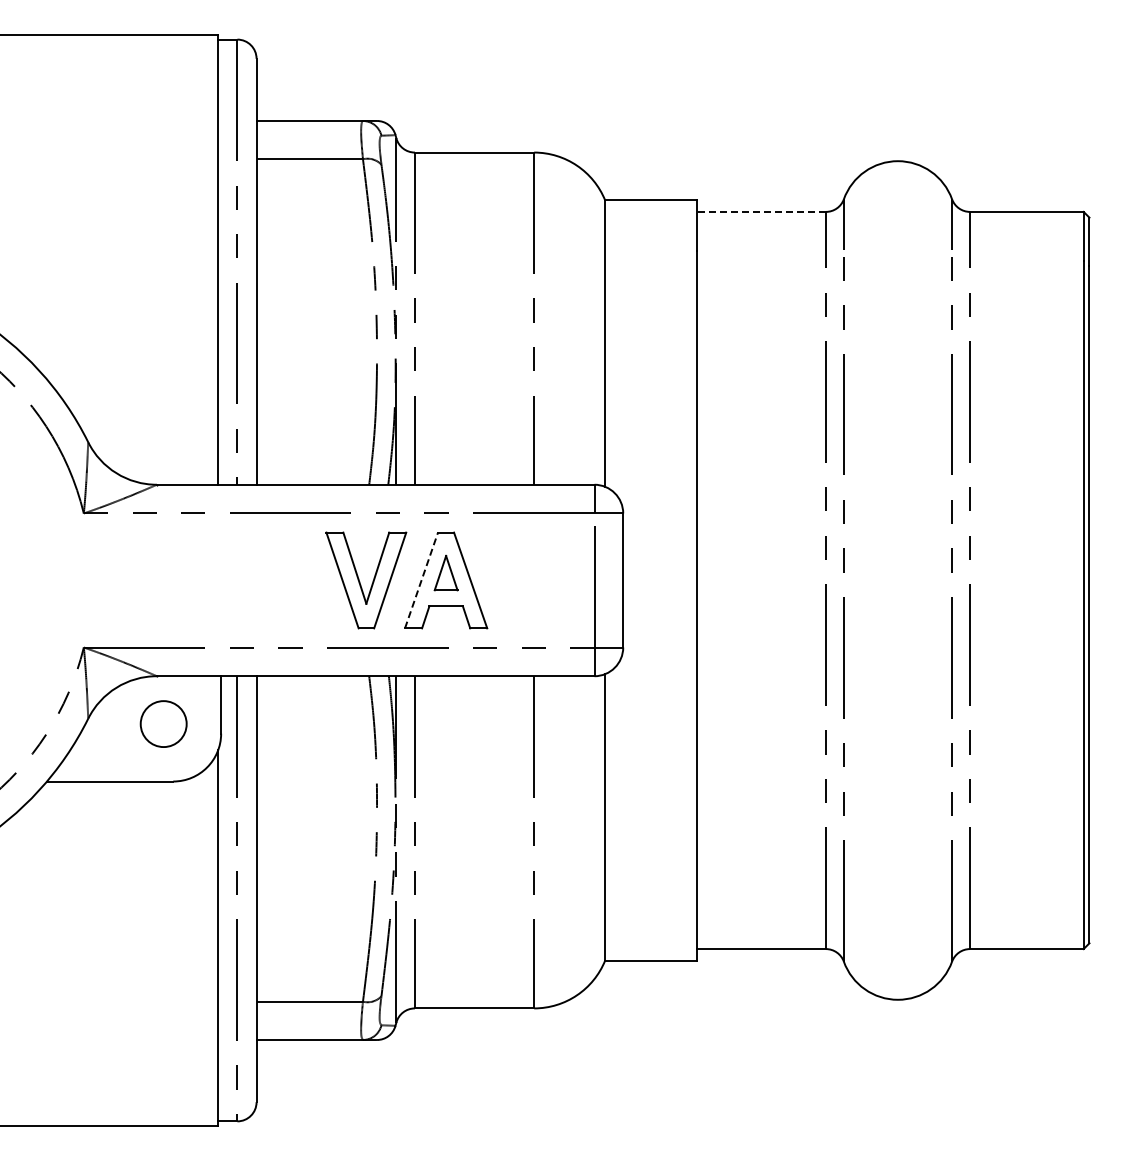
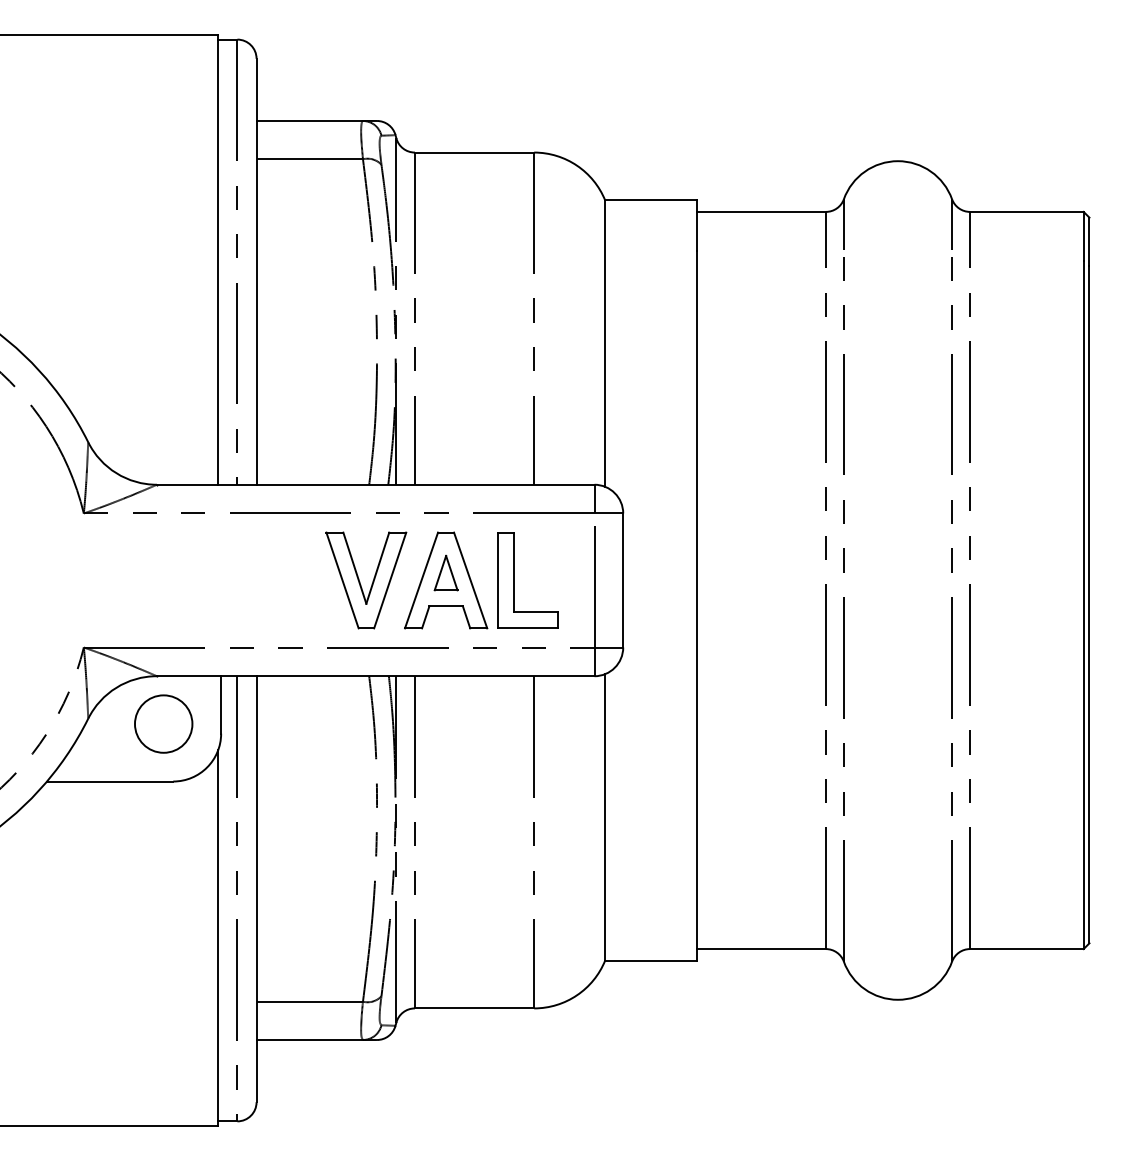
line: dashed -> solid (760, 211)
line: dashed -> solid (421, 580)
part: none -> present (514, 580)
circle diameter: 46 px -> 57 px (163, 723)
